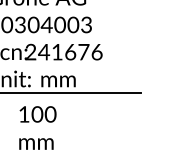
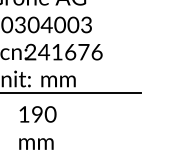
text: 100 -> 190 (37, 114)
